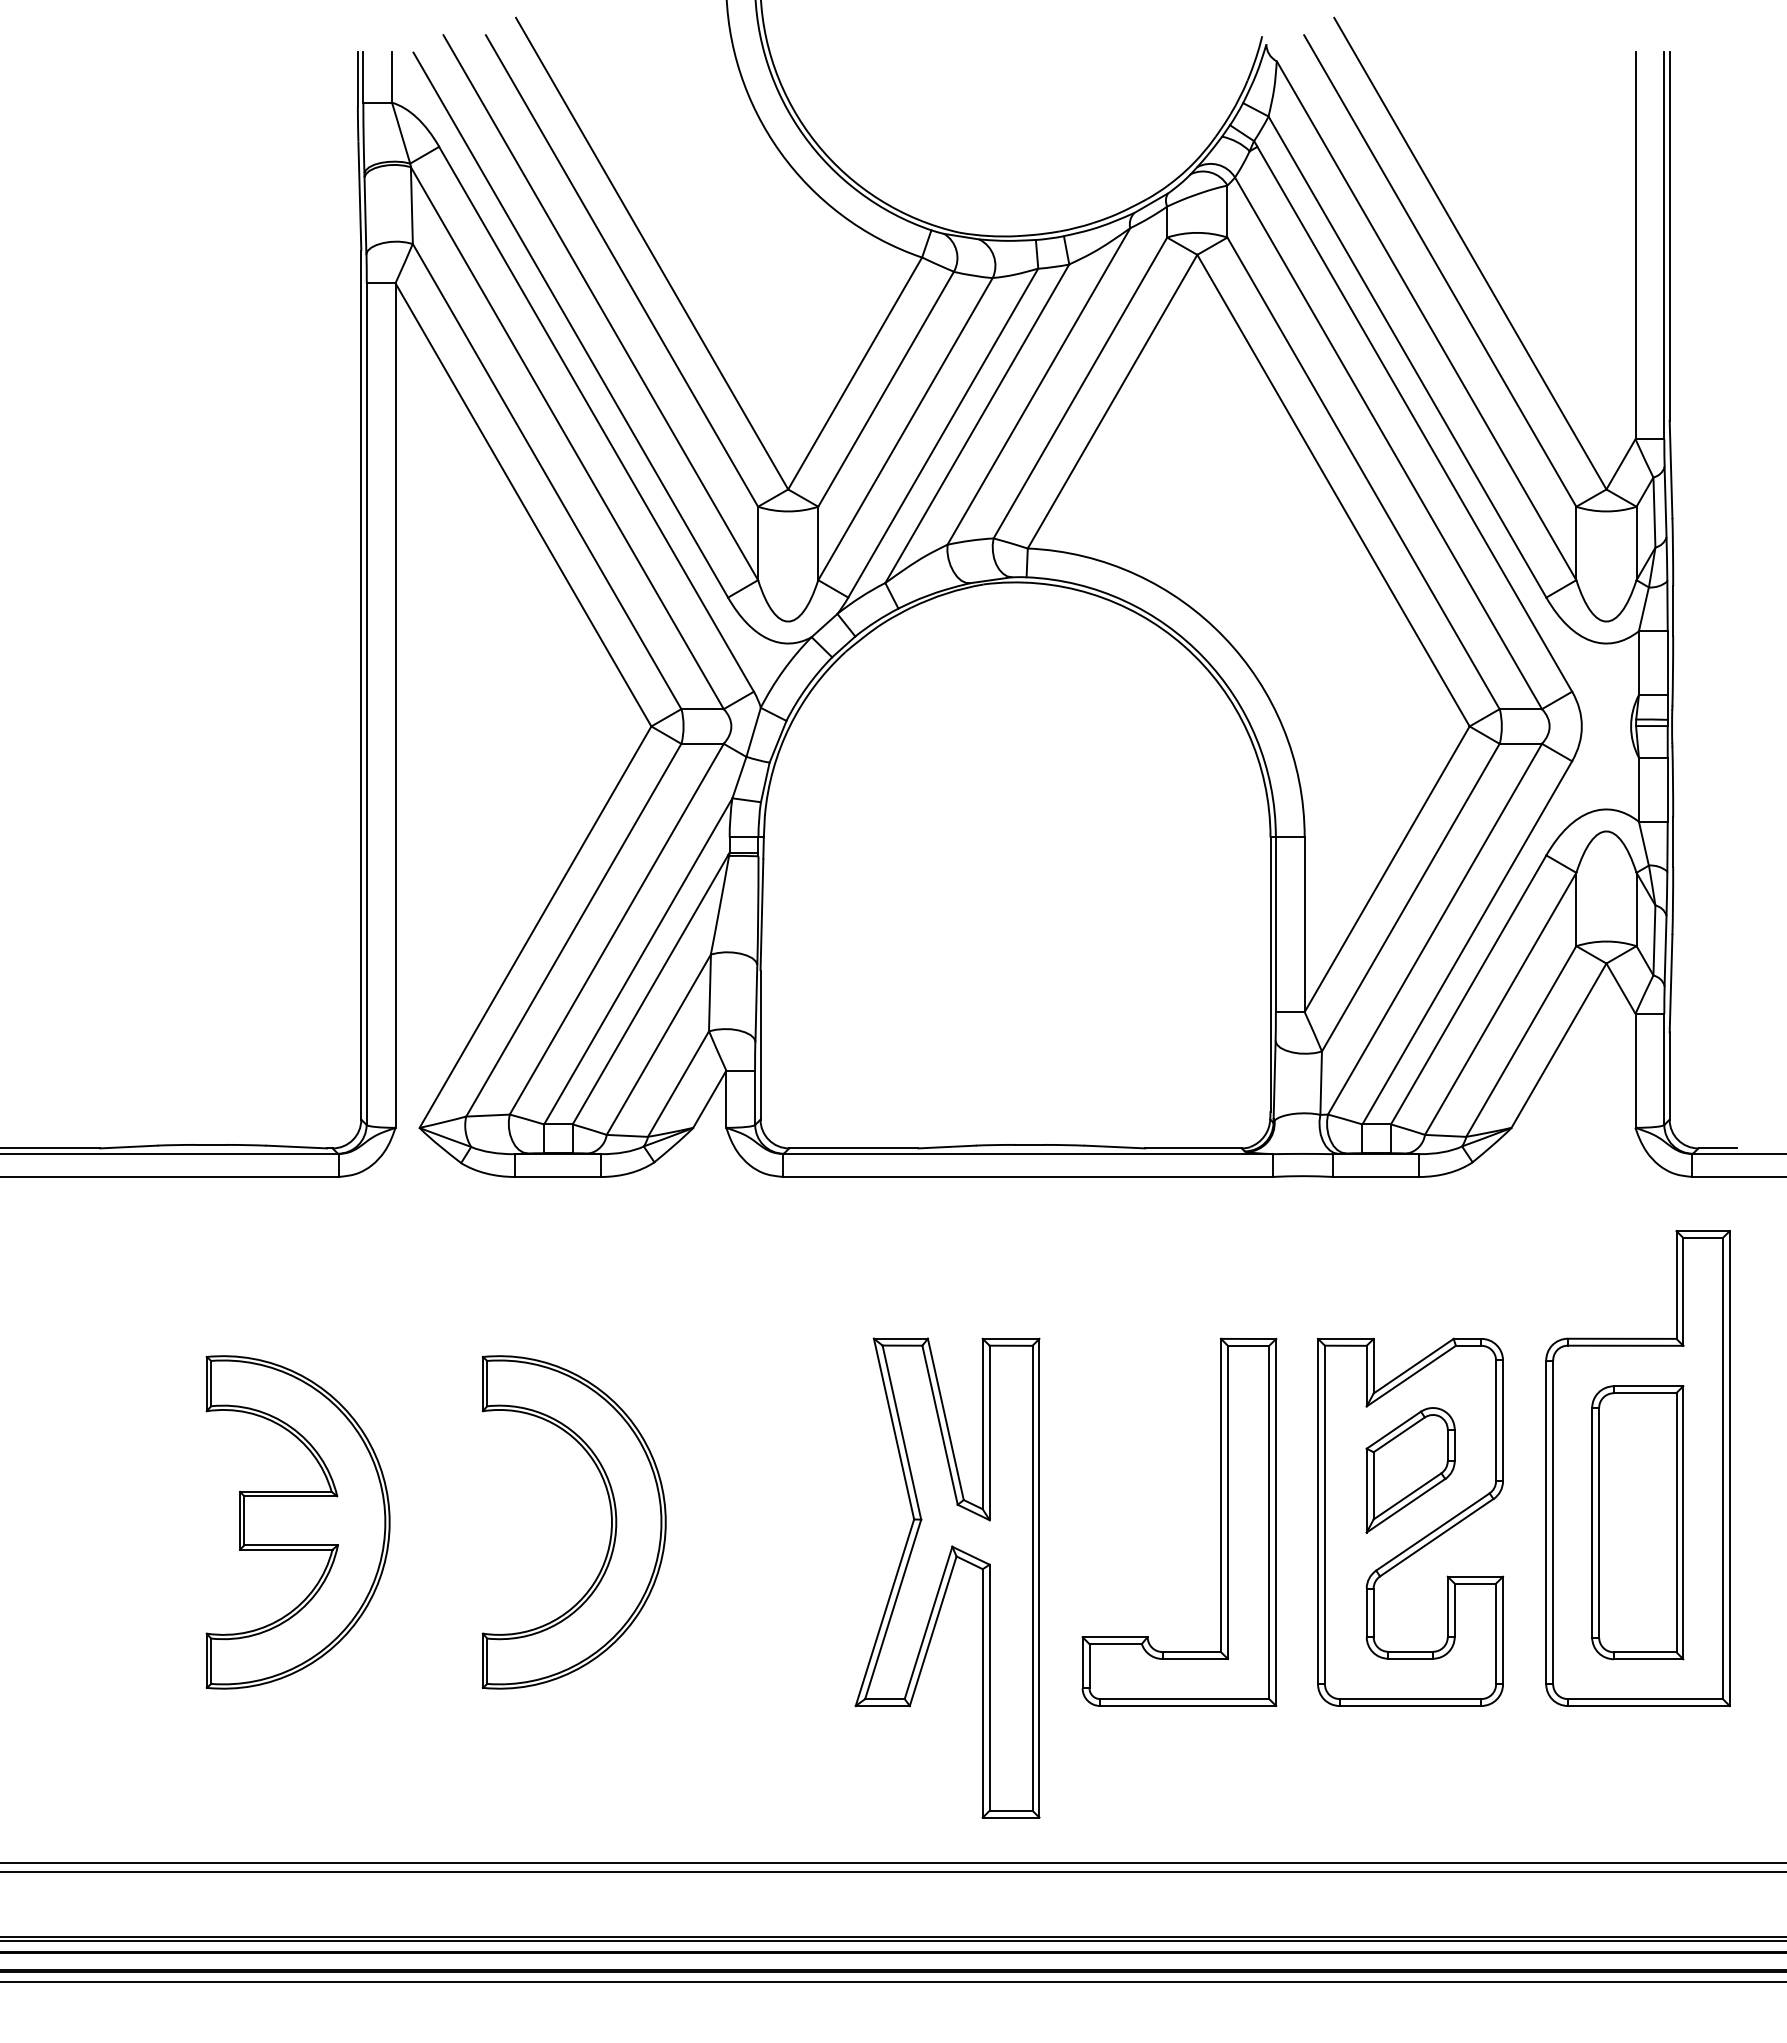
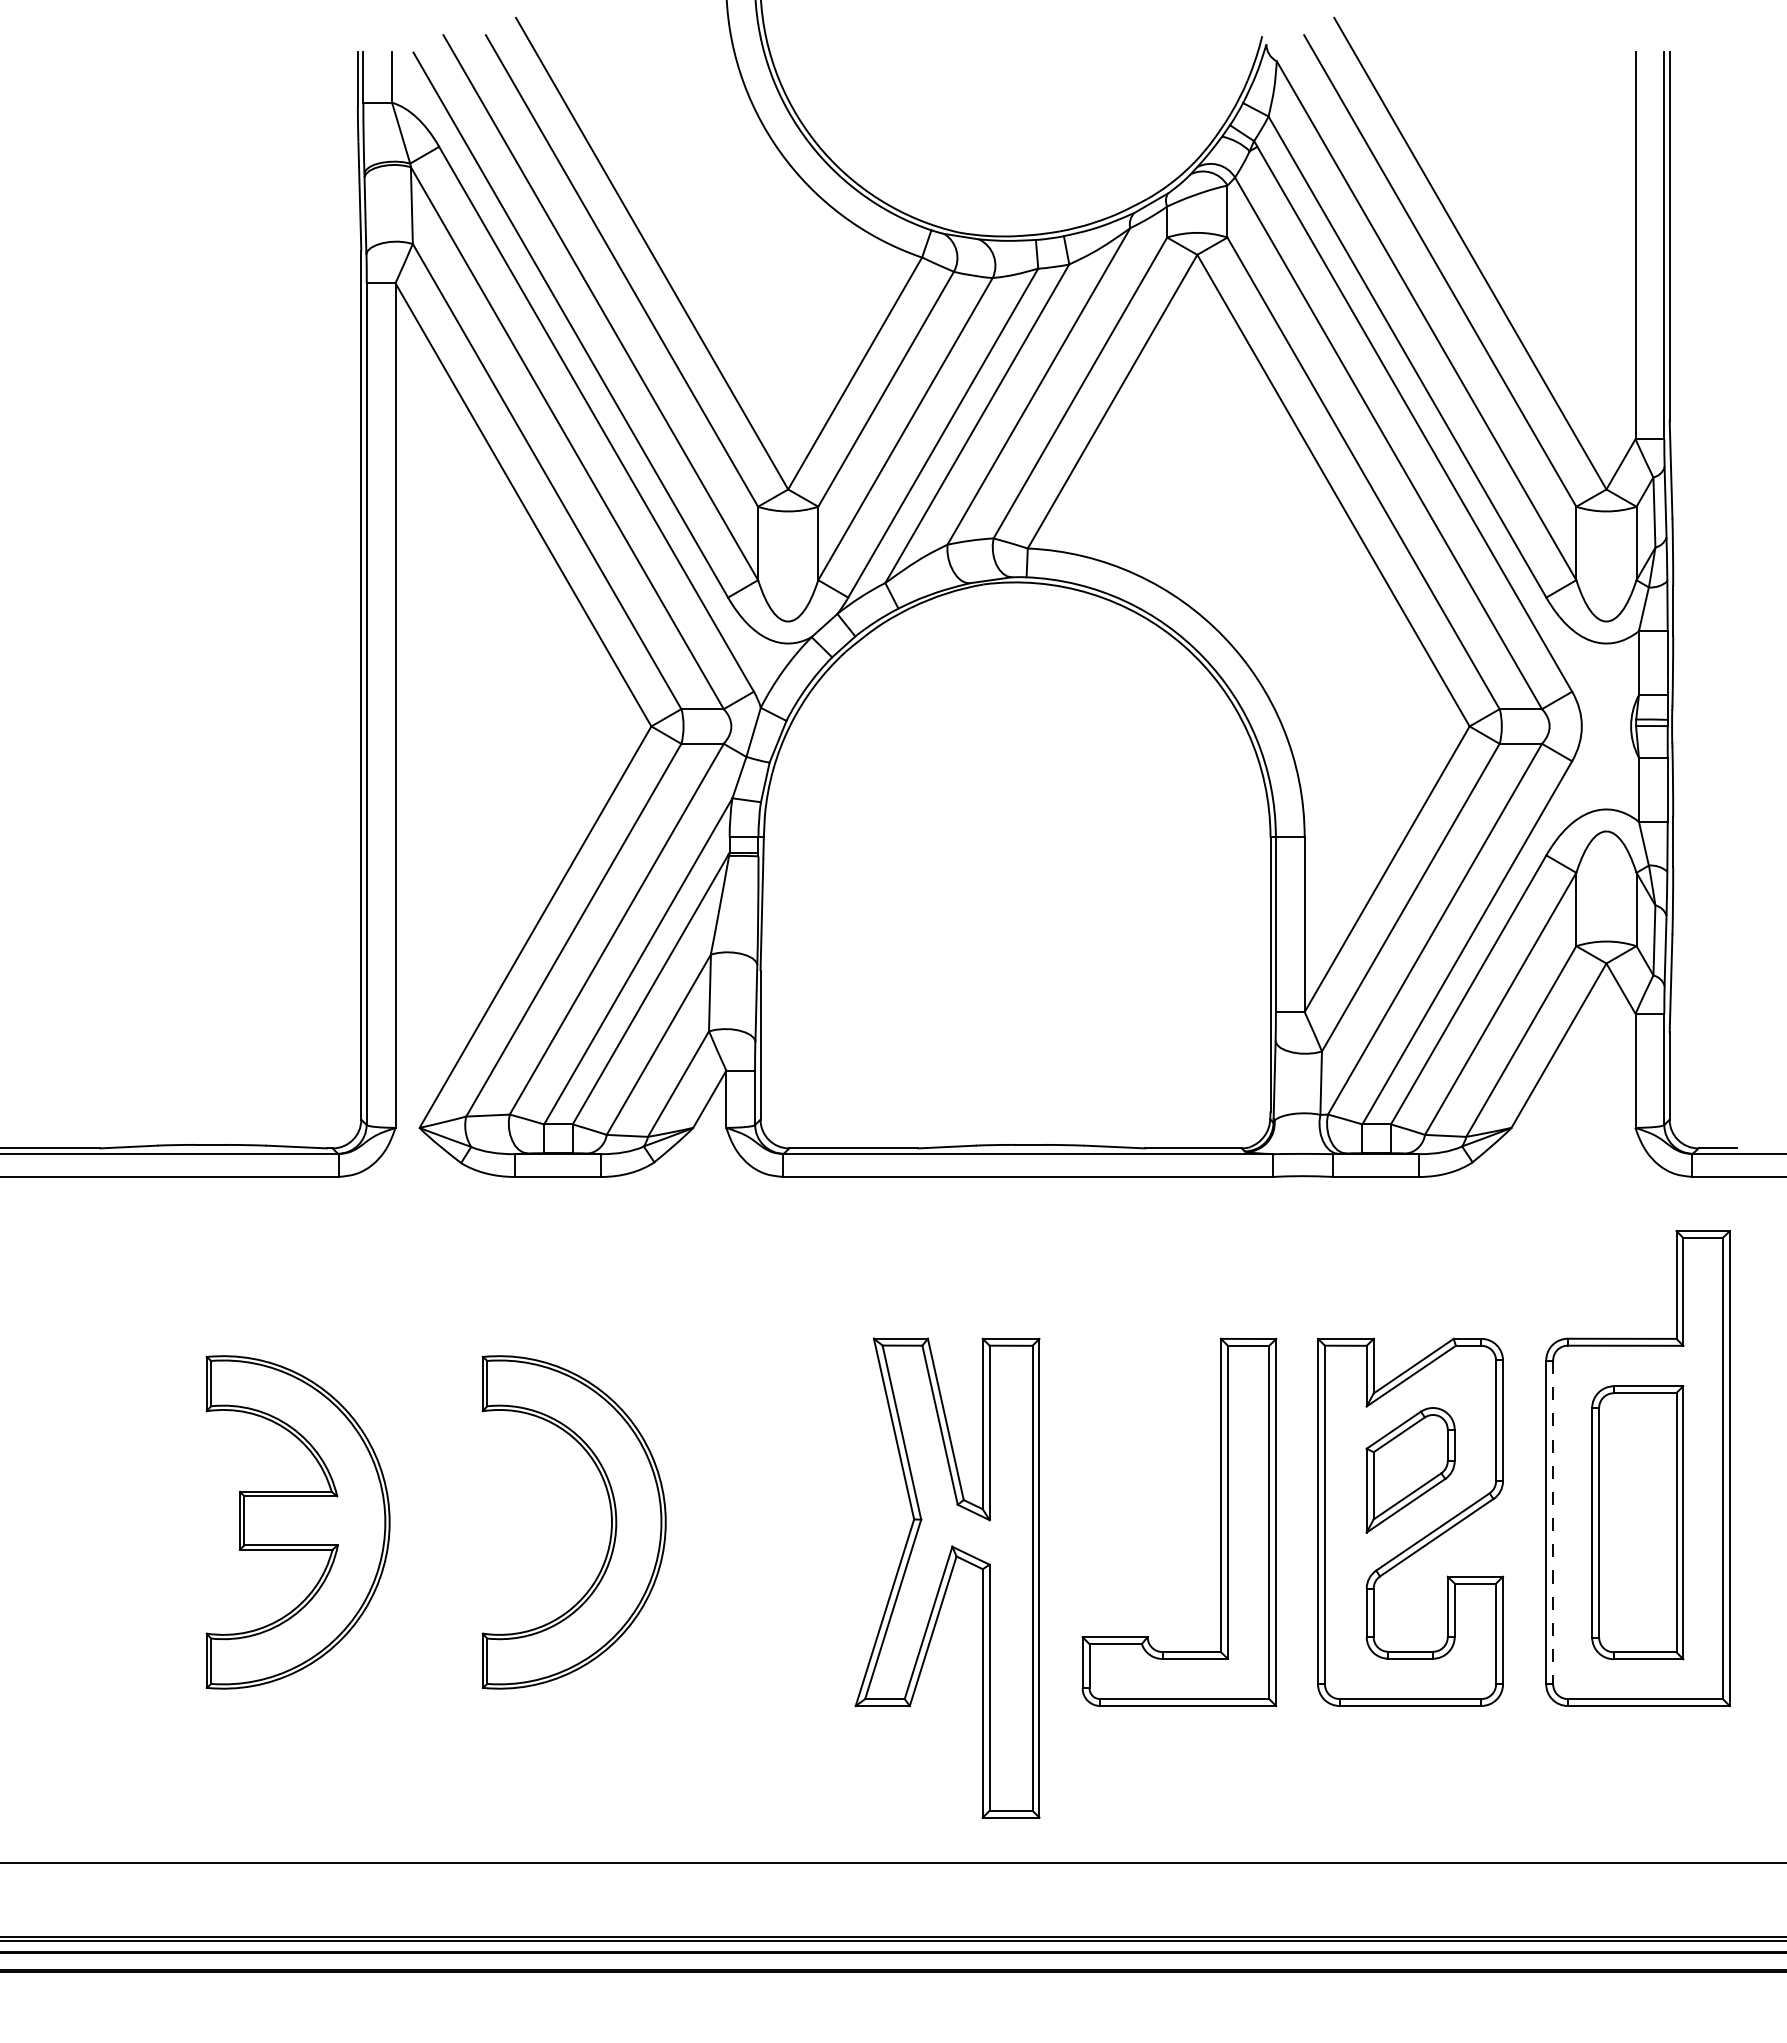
line: solid -> dashed (1553, 1522)
line: present -> none (892, 1871)
line: present -> none (892, 1981)
